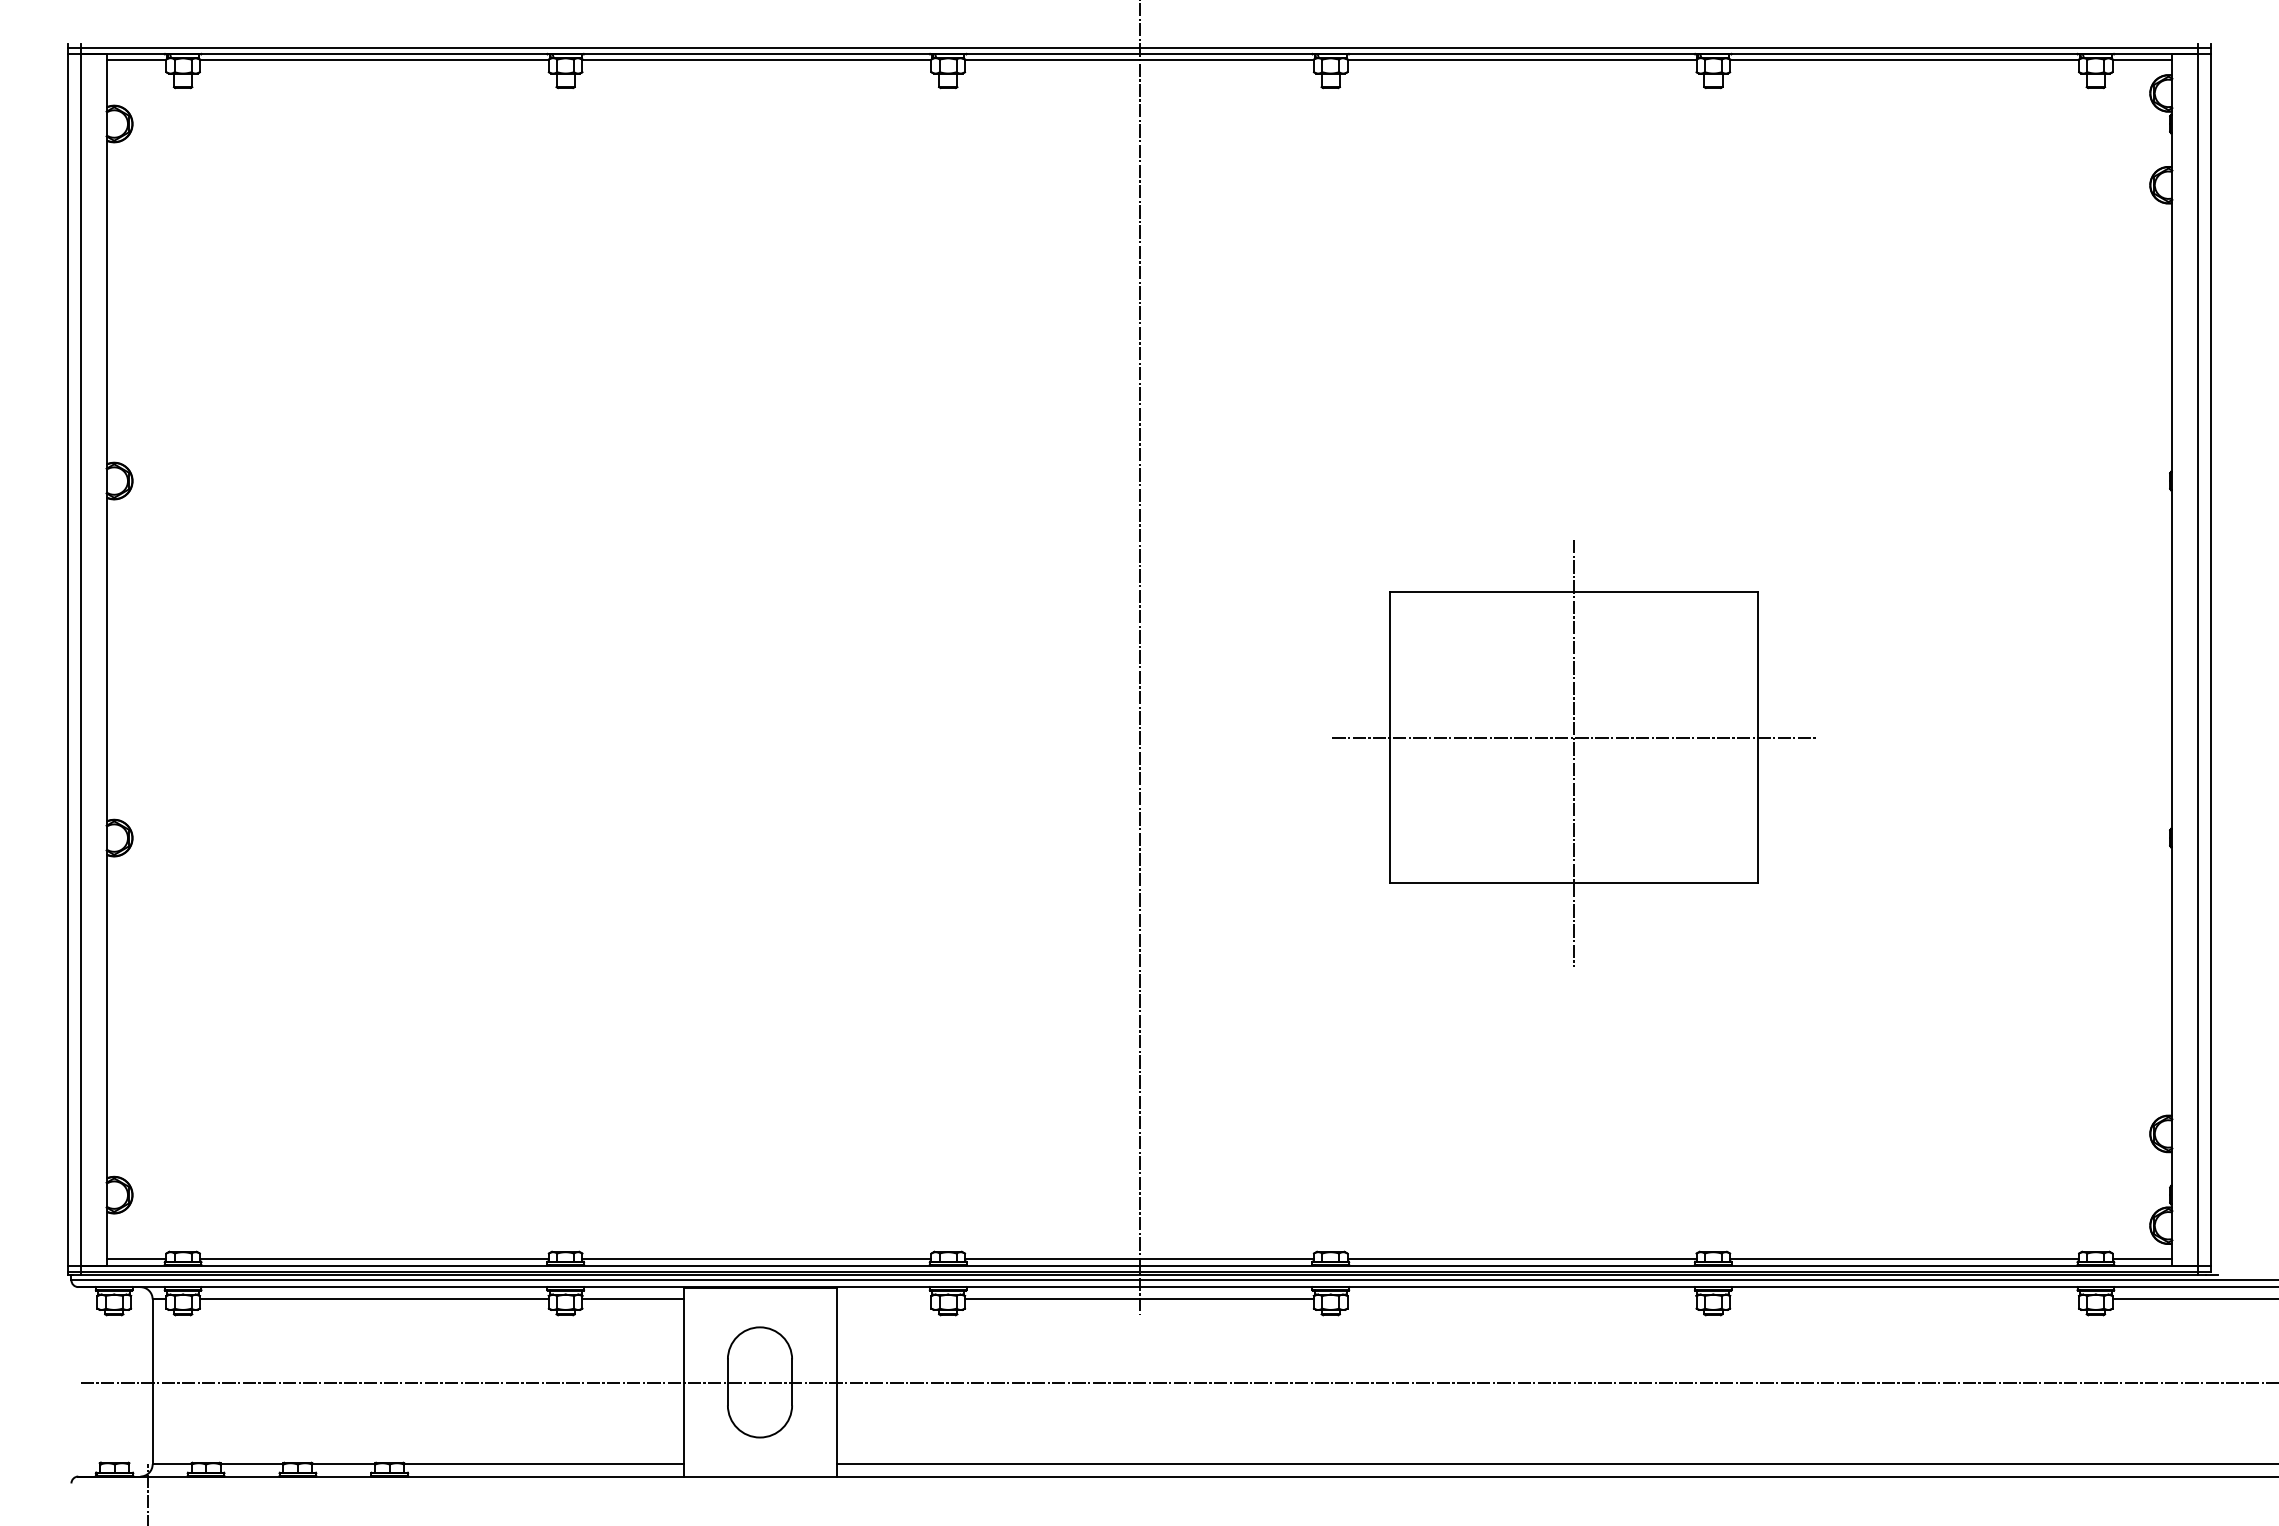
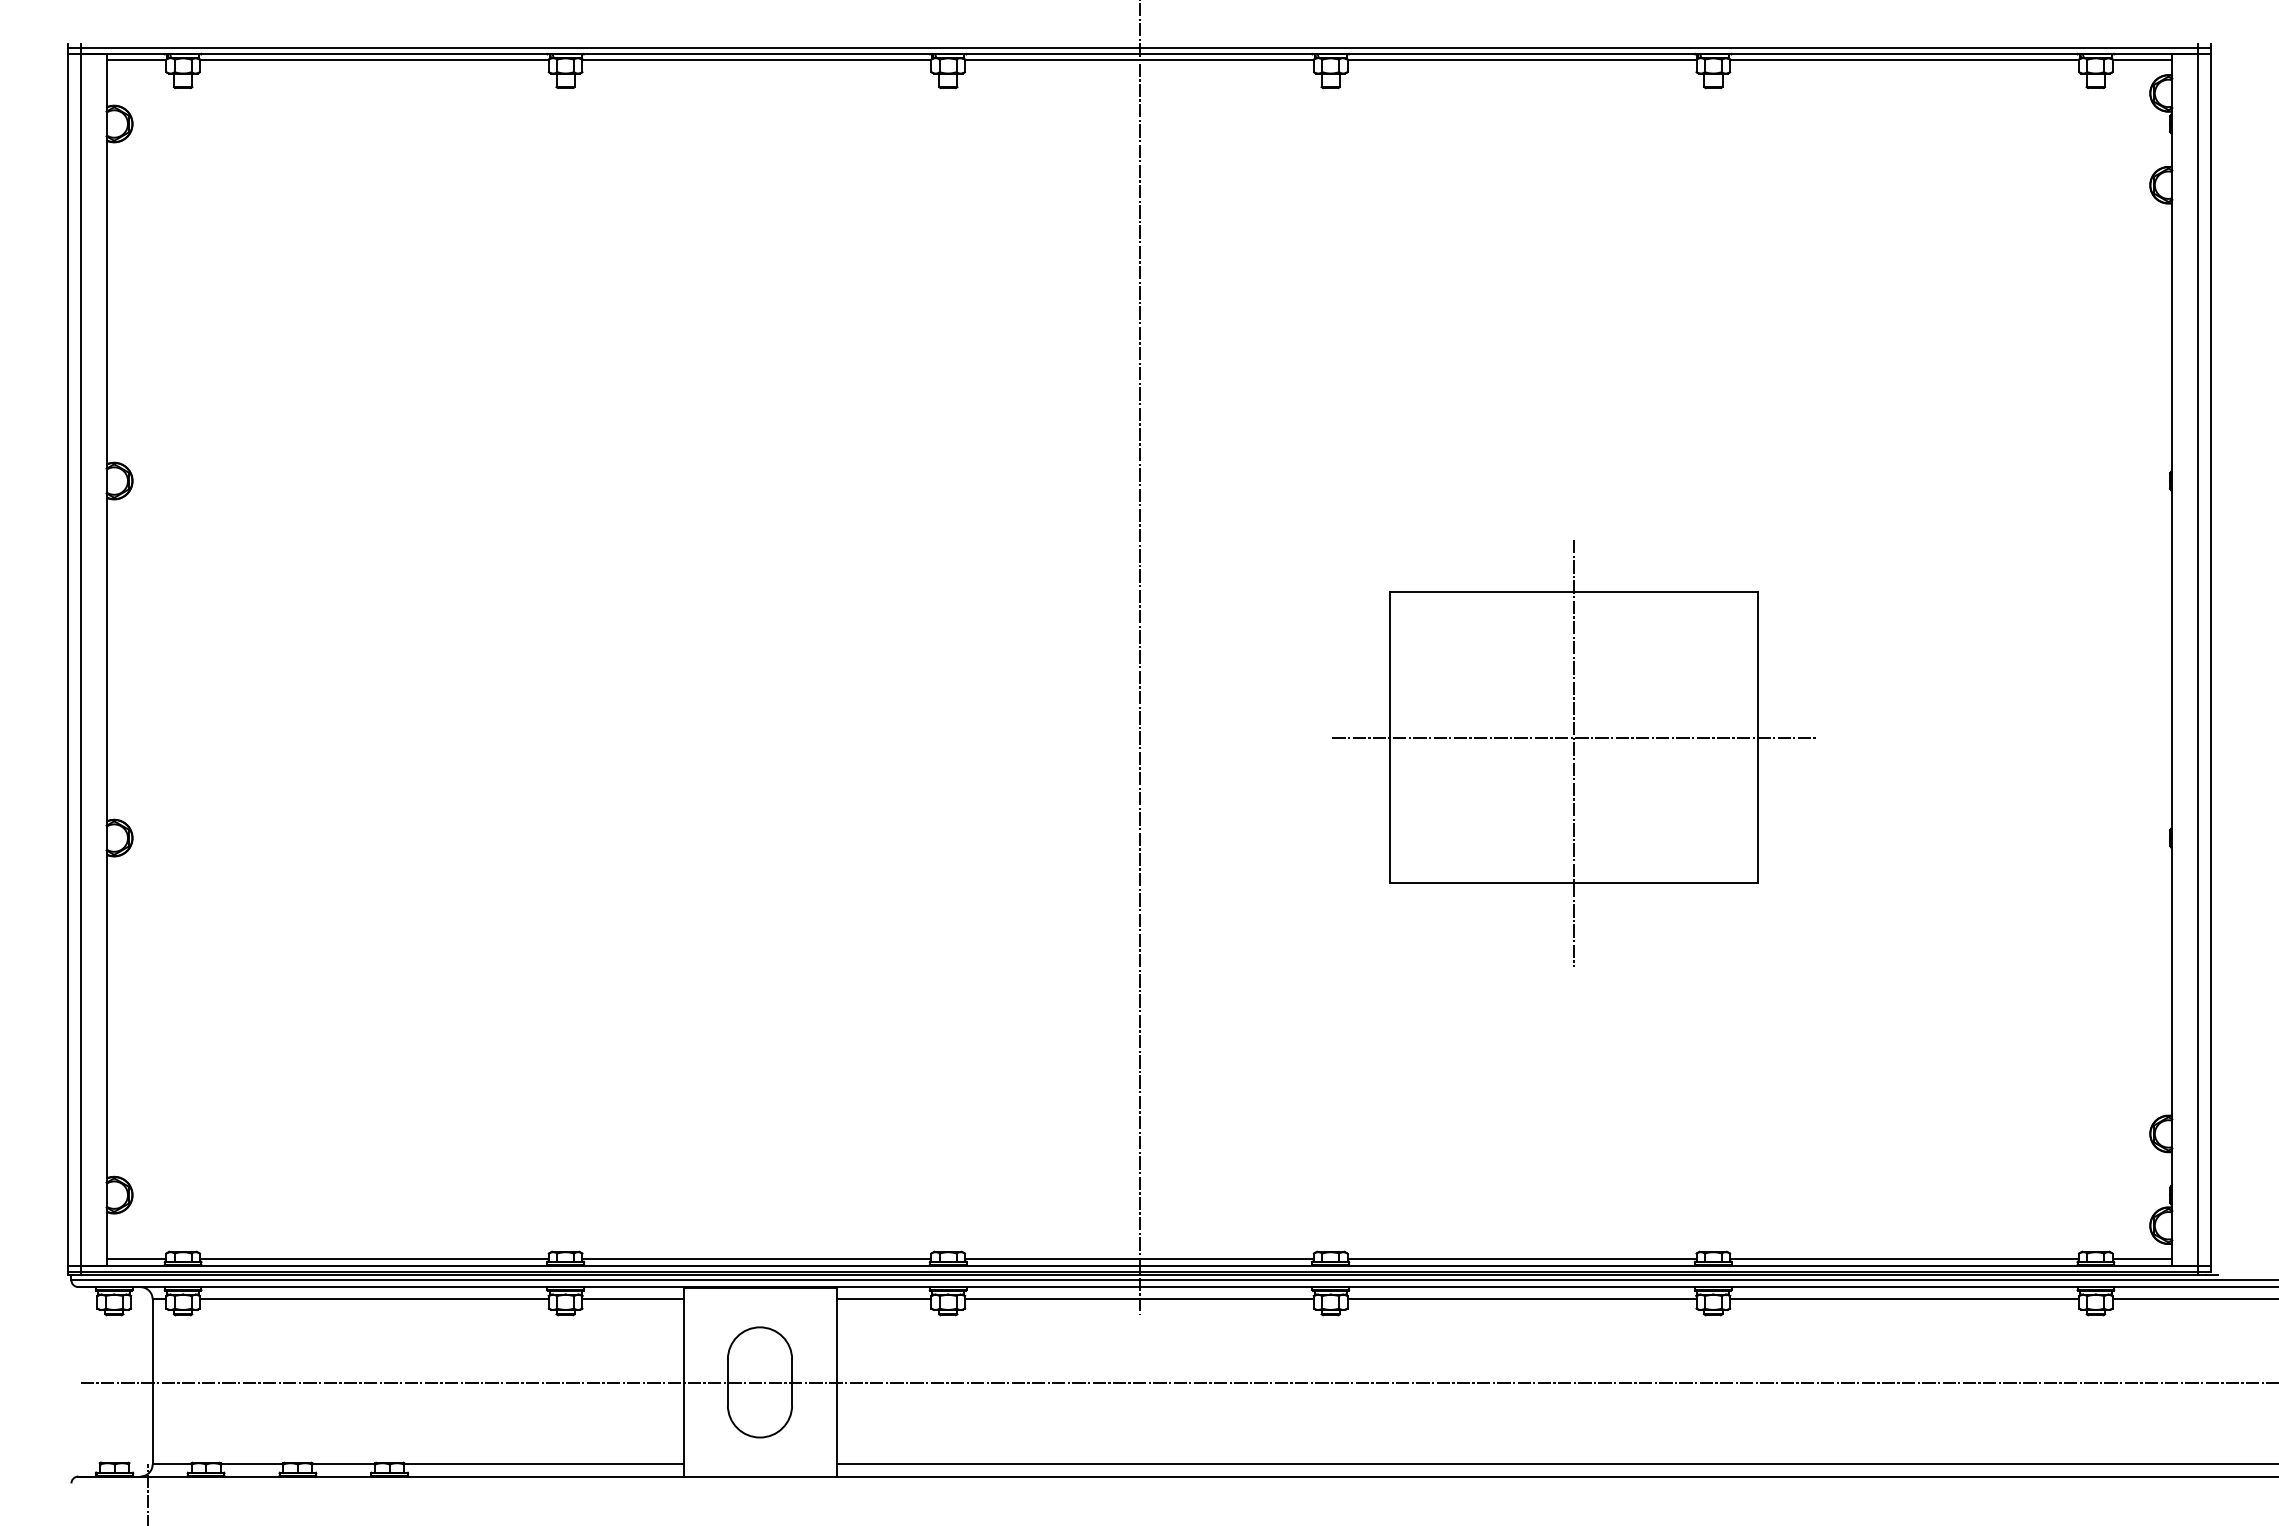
line: none -> present (883, 1299)
line: none -> present (1521, 1299)
line: none -> present (1904, 1299)
